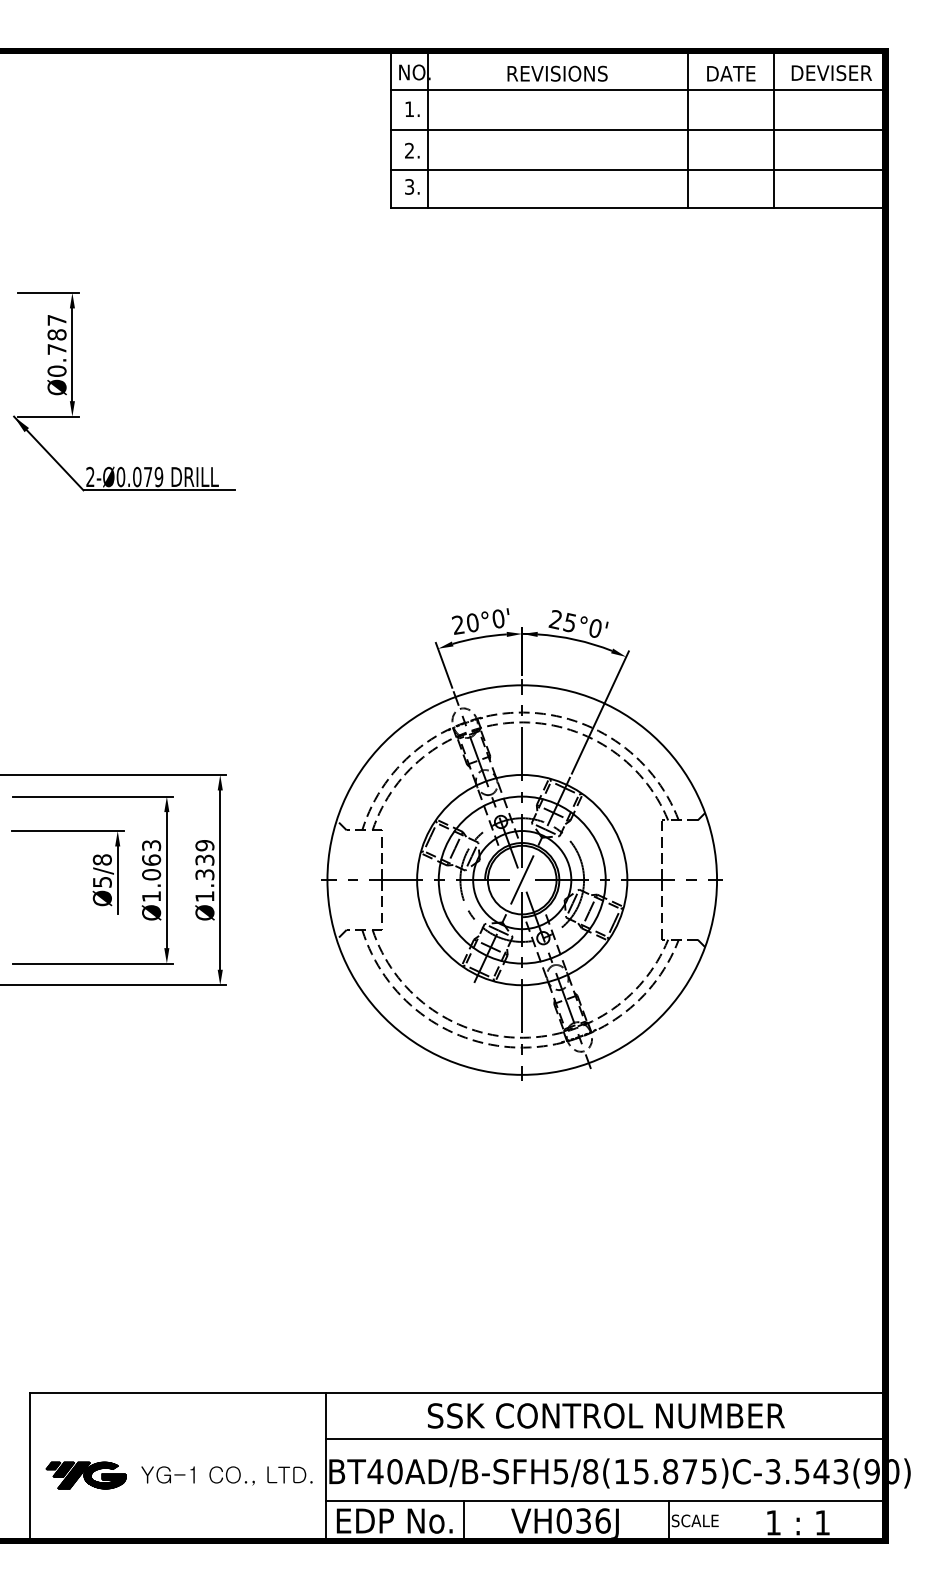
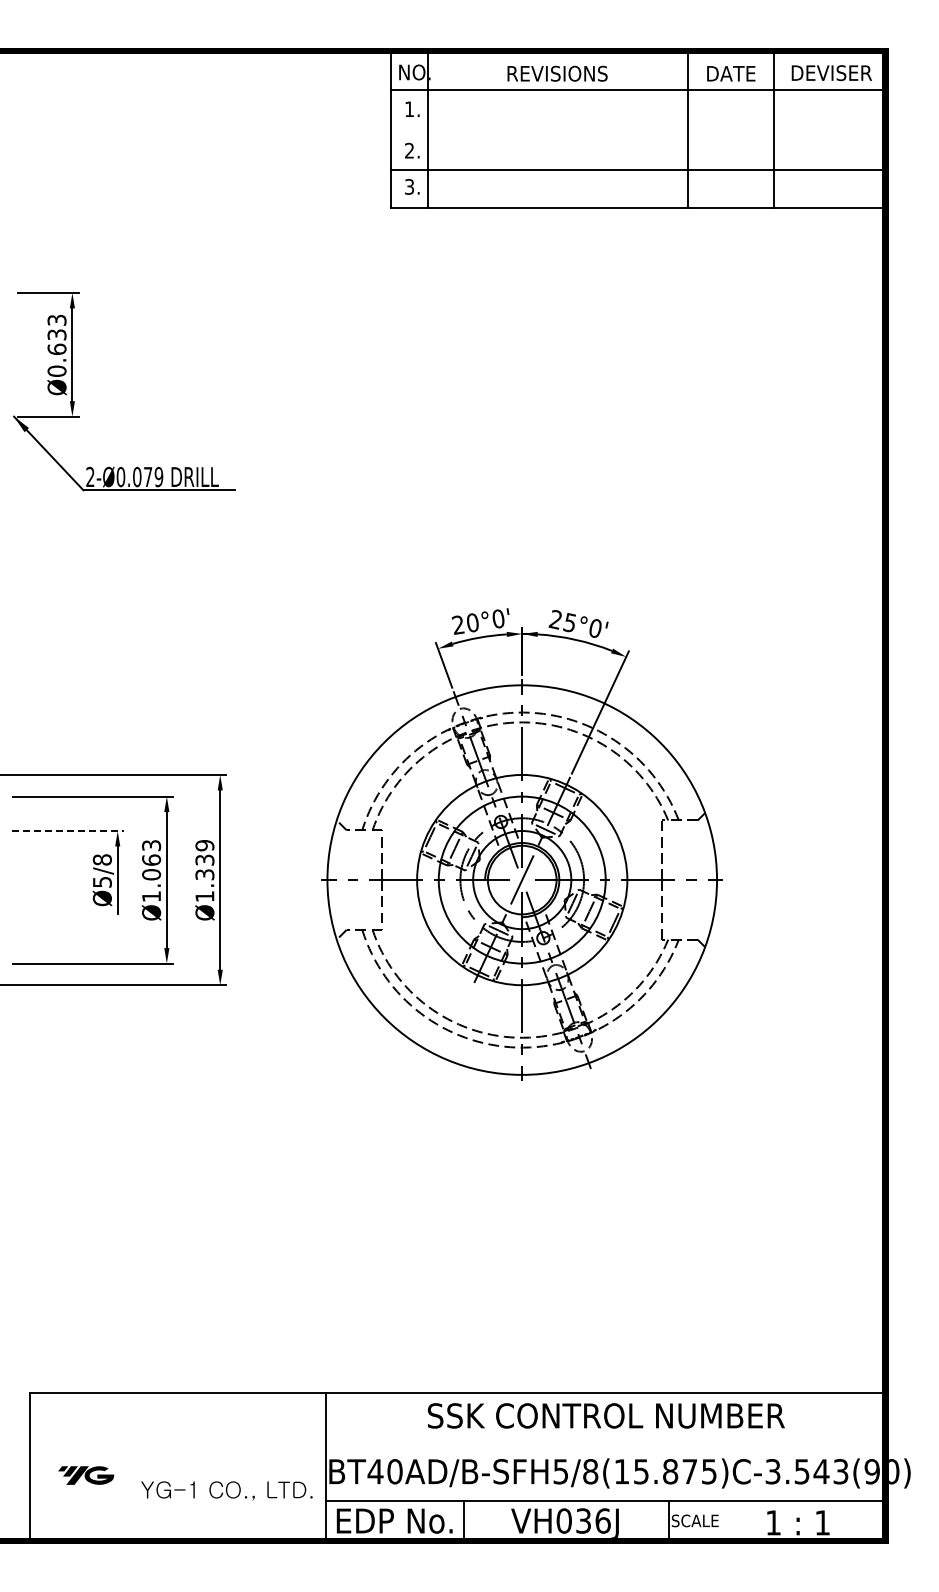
line: present -> none (637, 130)
text: Ø0.787 -> Ø0.633 (56, 334)
line: solid -> dashed (68, 831)
line: present -> none (605, 1439)
part size: 82x29 px -> 57x19 px (86, 1475)
text position: (226, 1475) -> (226, 1490) (226, 1490)
